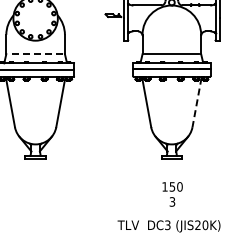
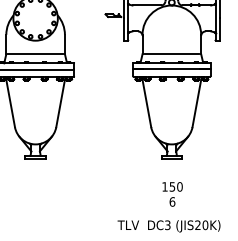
line: dashed -> solid (35, 54)
line: dashed -> solid (196, 102)
text: 3 -> 6 (172, 201)
